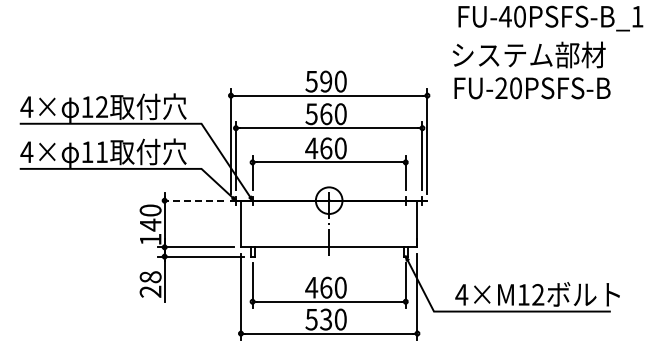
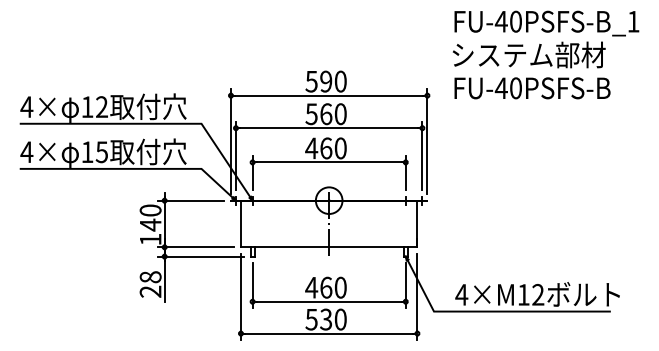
text position: (550, 18) -> (546, 23) (546, 23)
text: FU-20PSFS-B -> FU-40PSFS-B (500, 87)
text: 11 -> 15 (101, 152)
line: dashed -> solid (190, 200)
